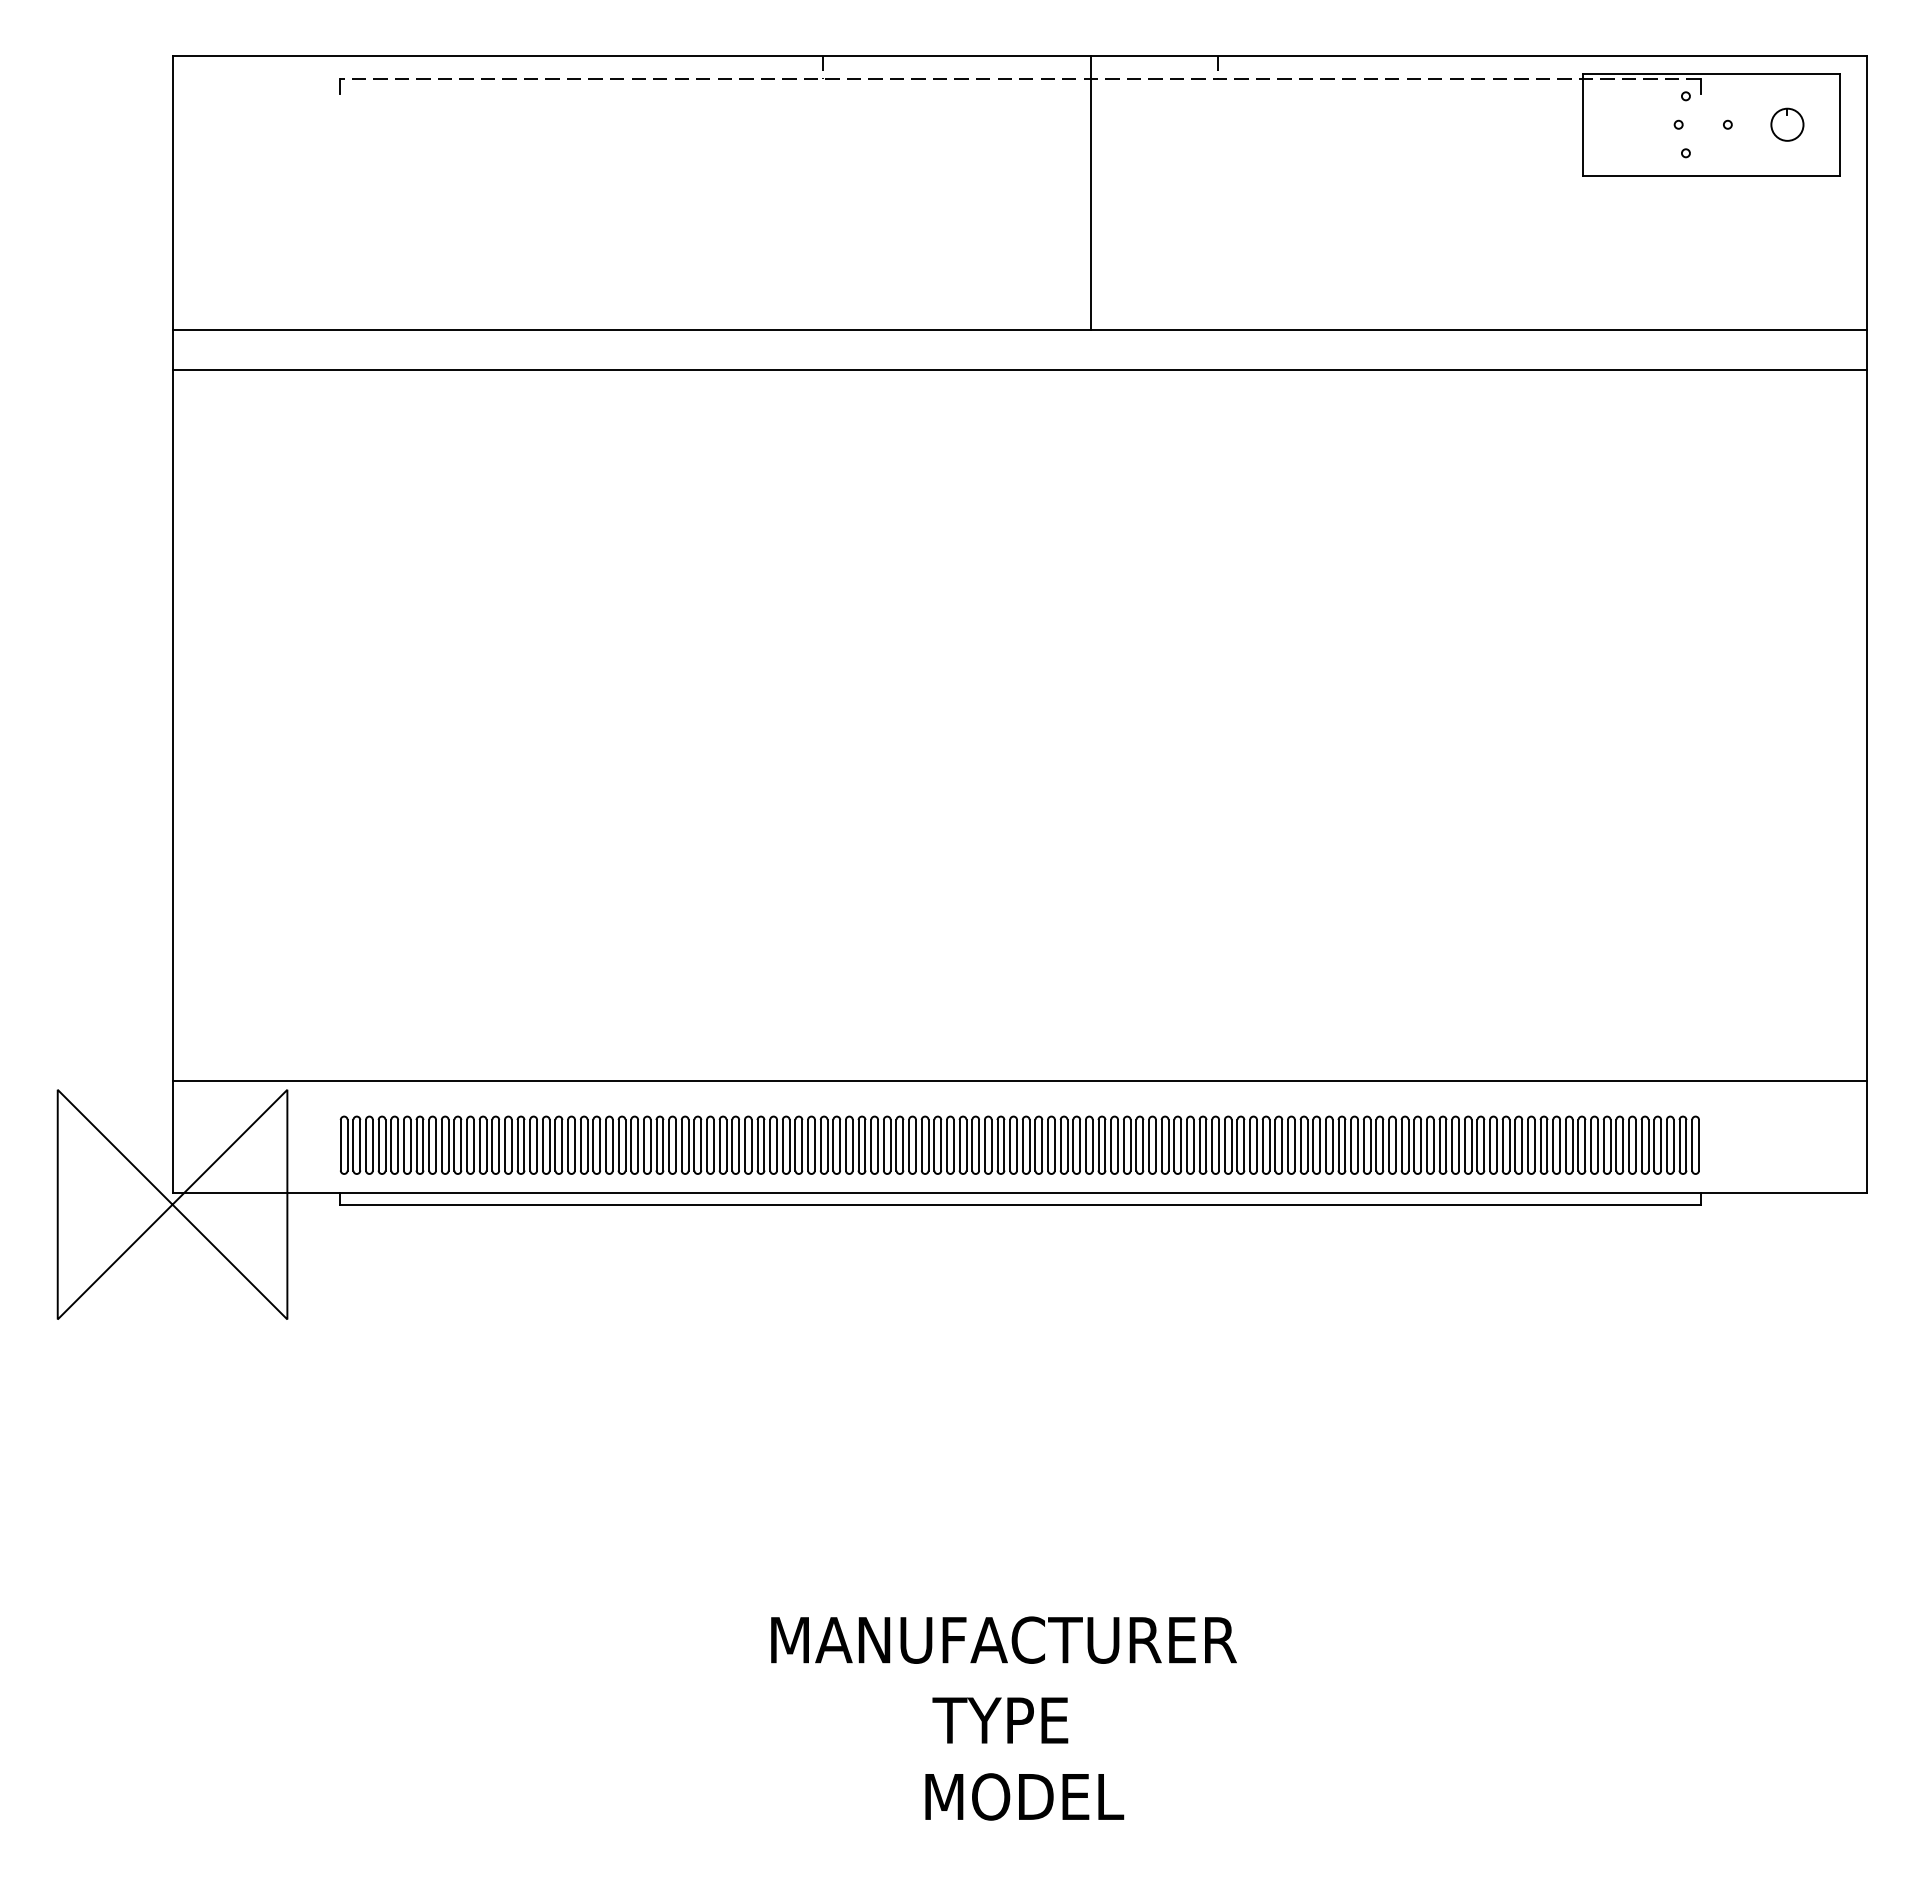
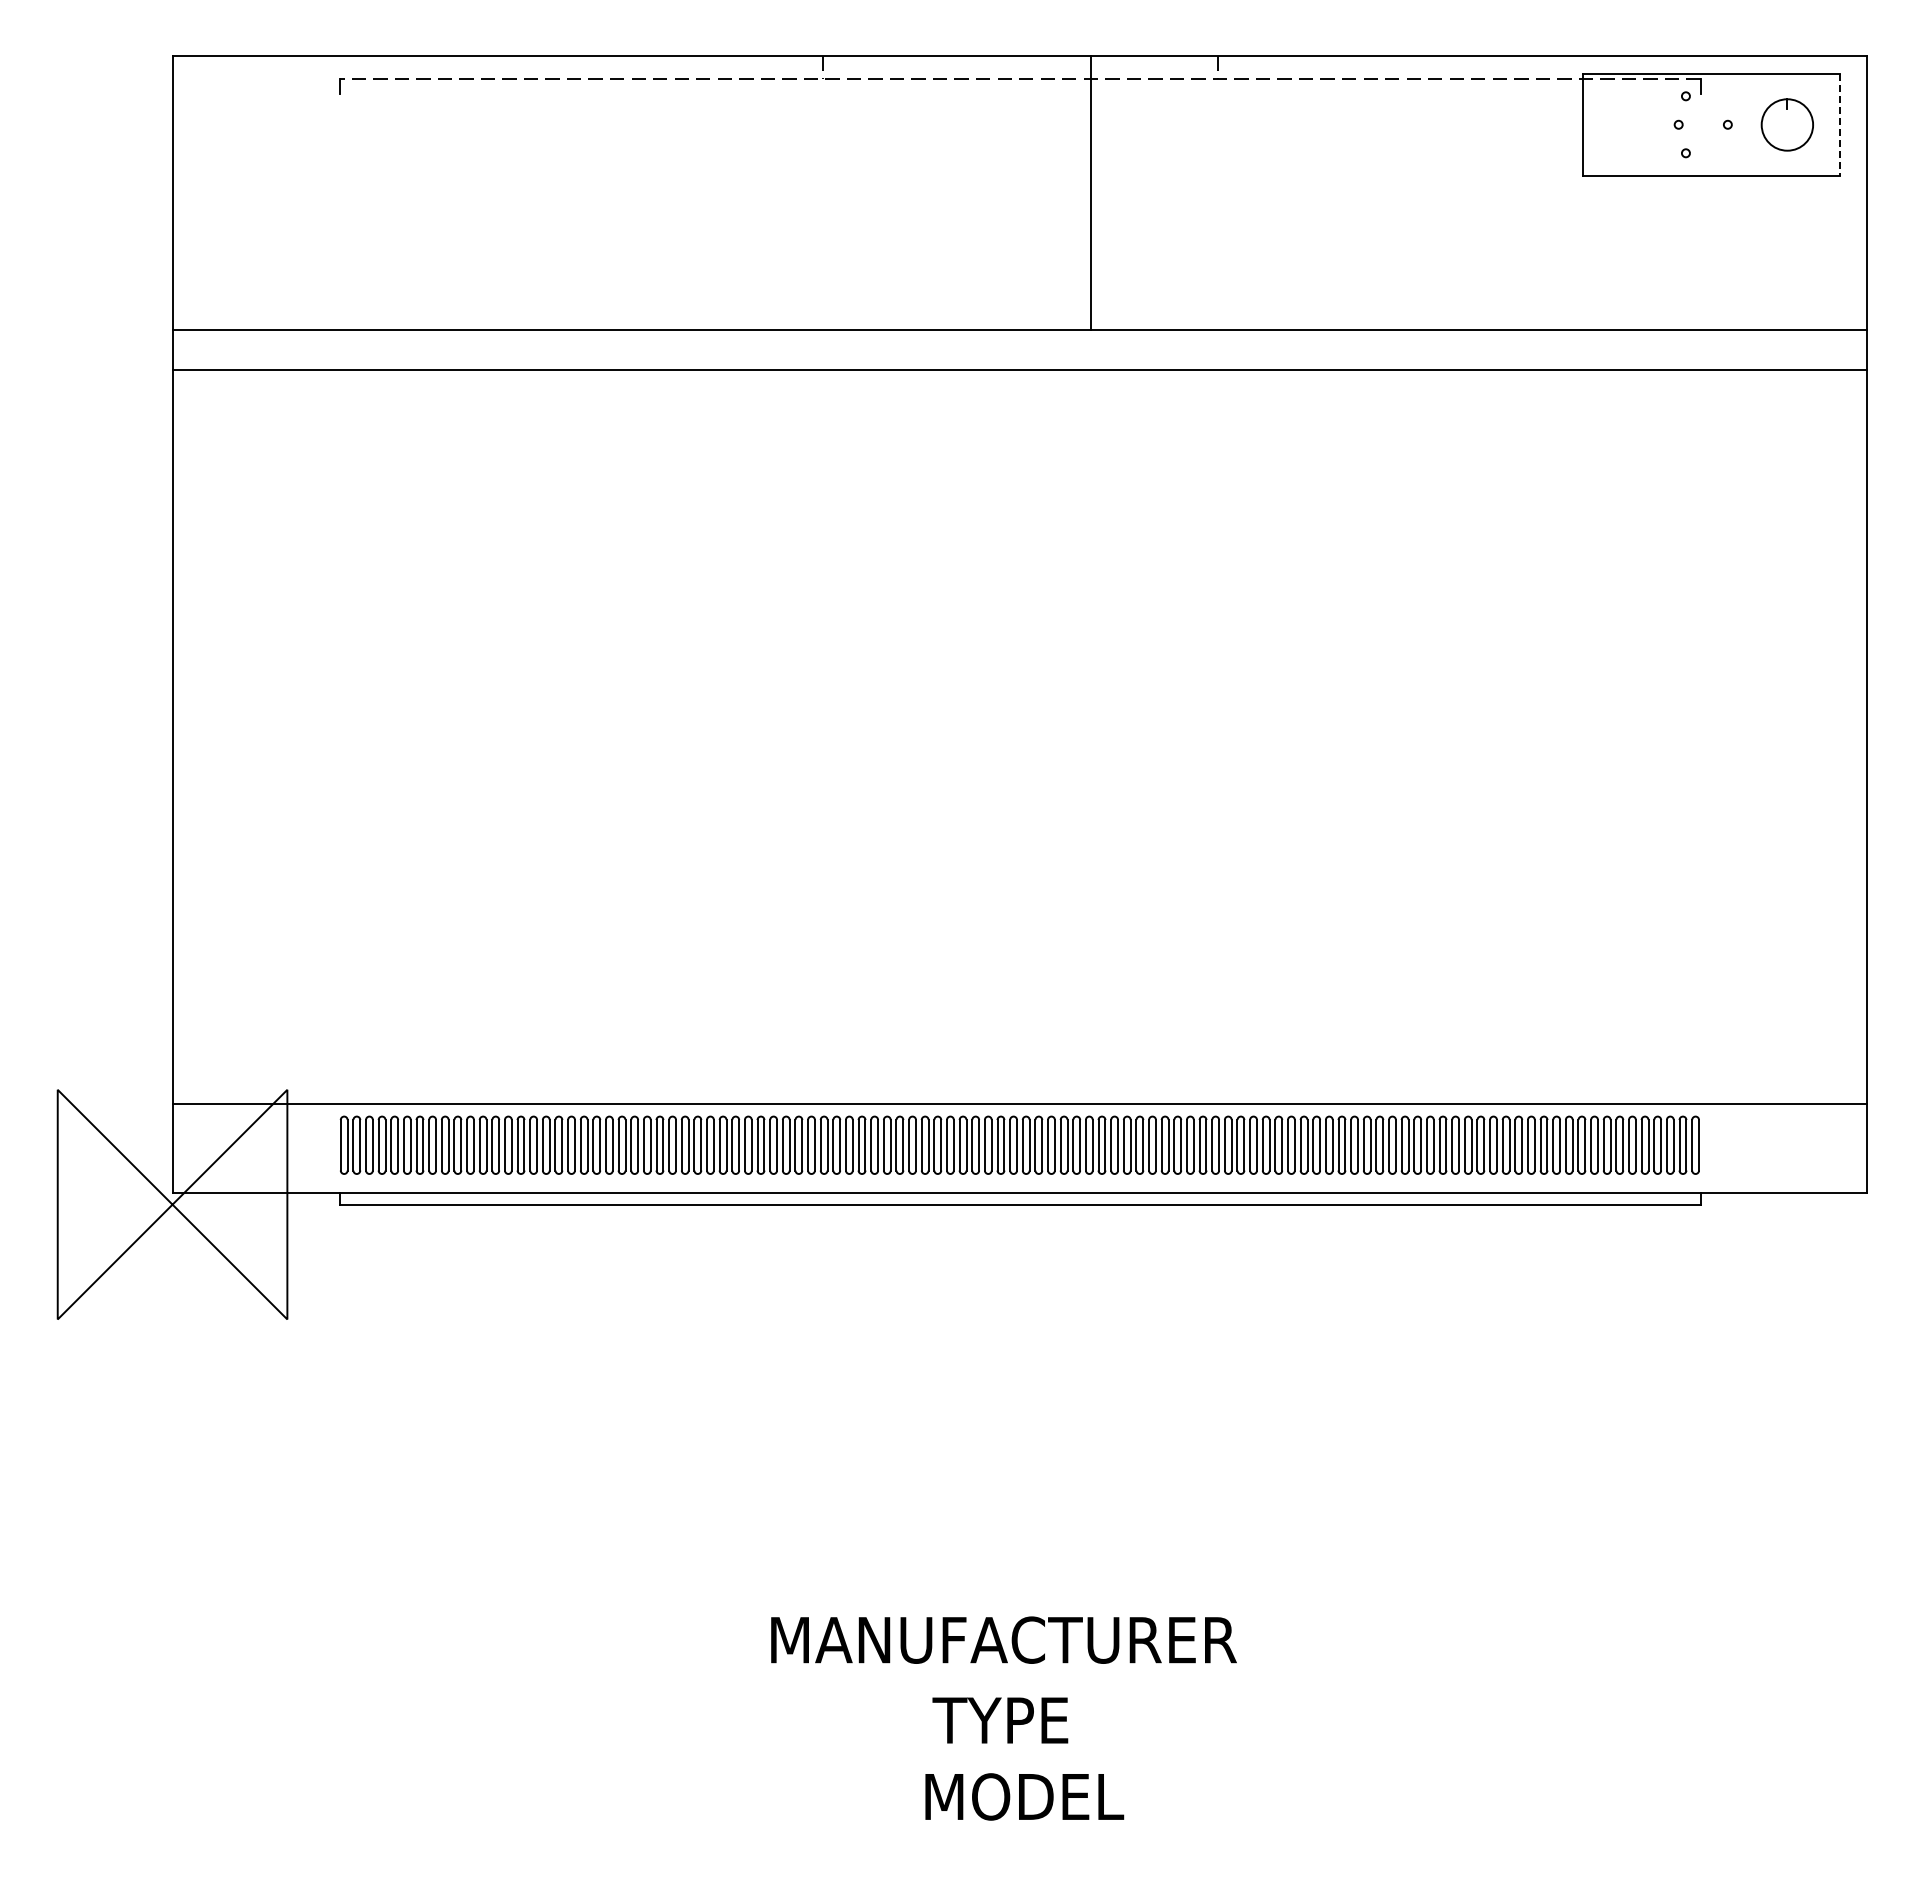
part size: 35x35 px -> 54x54 px (1786, 124)
line: solid -> dashed (1839, 125)
line position: (1019, 1081) -> (1019, 1104) (1019, 1104)
